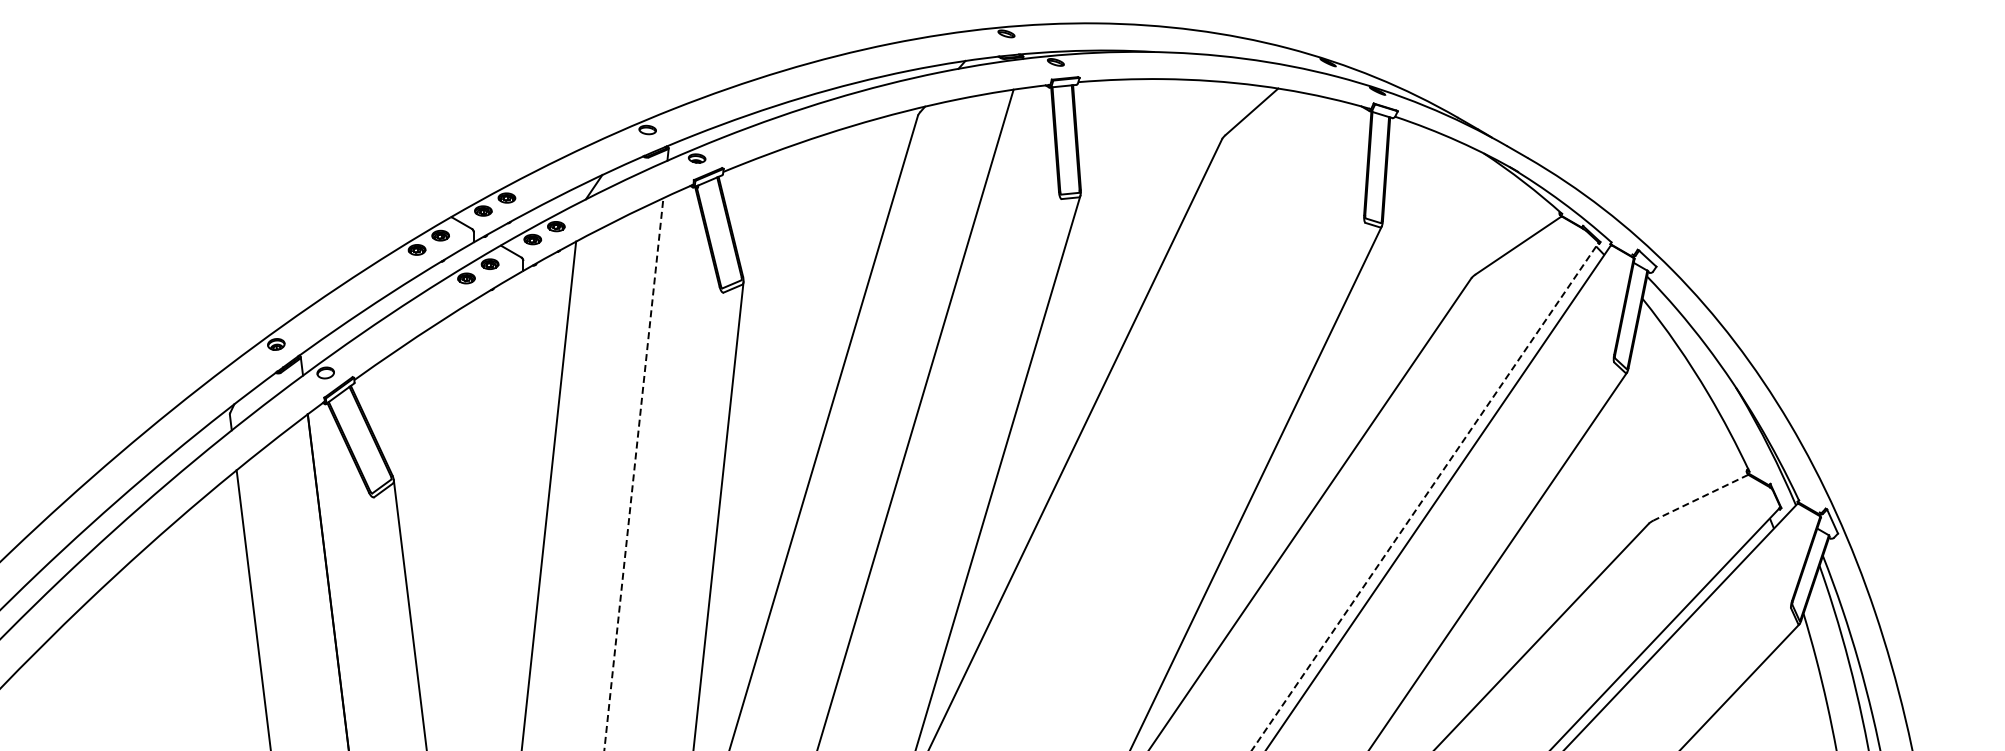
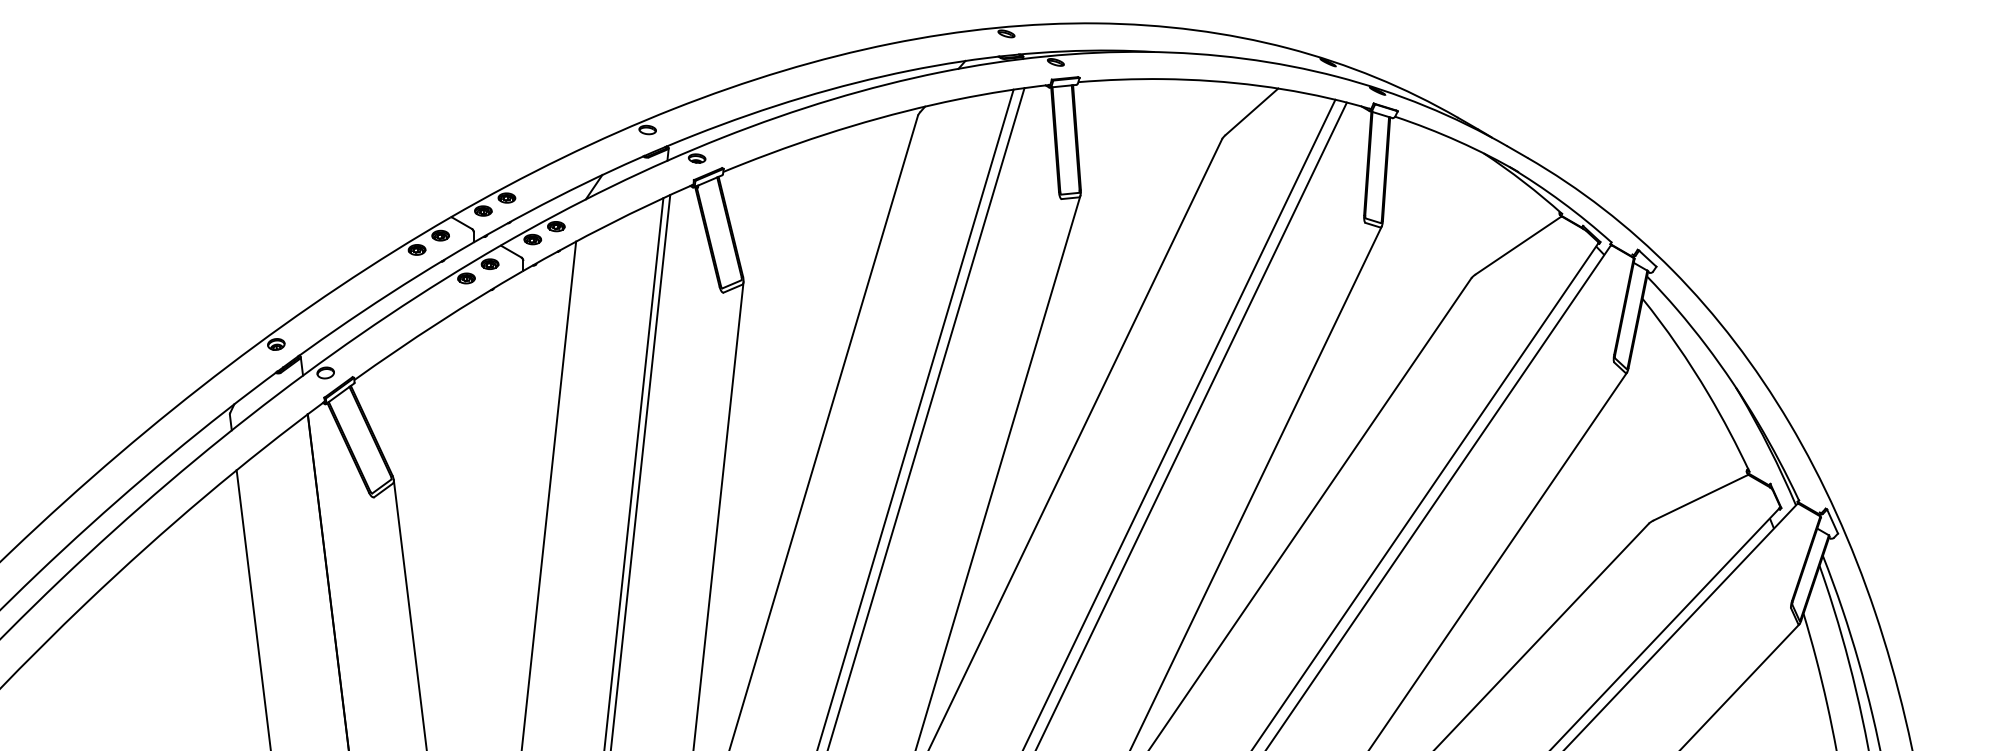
line: none -> present (926, 417)
line: none -> present (1179, 423)
line: none -> present (1191, 424)
line: none -> present (640, 470)
line: dashed -> solid (633, 474)
line: dashed -> solid (1425, 496)
line: dashed -> solid (1700, 497)
